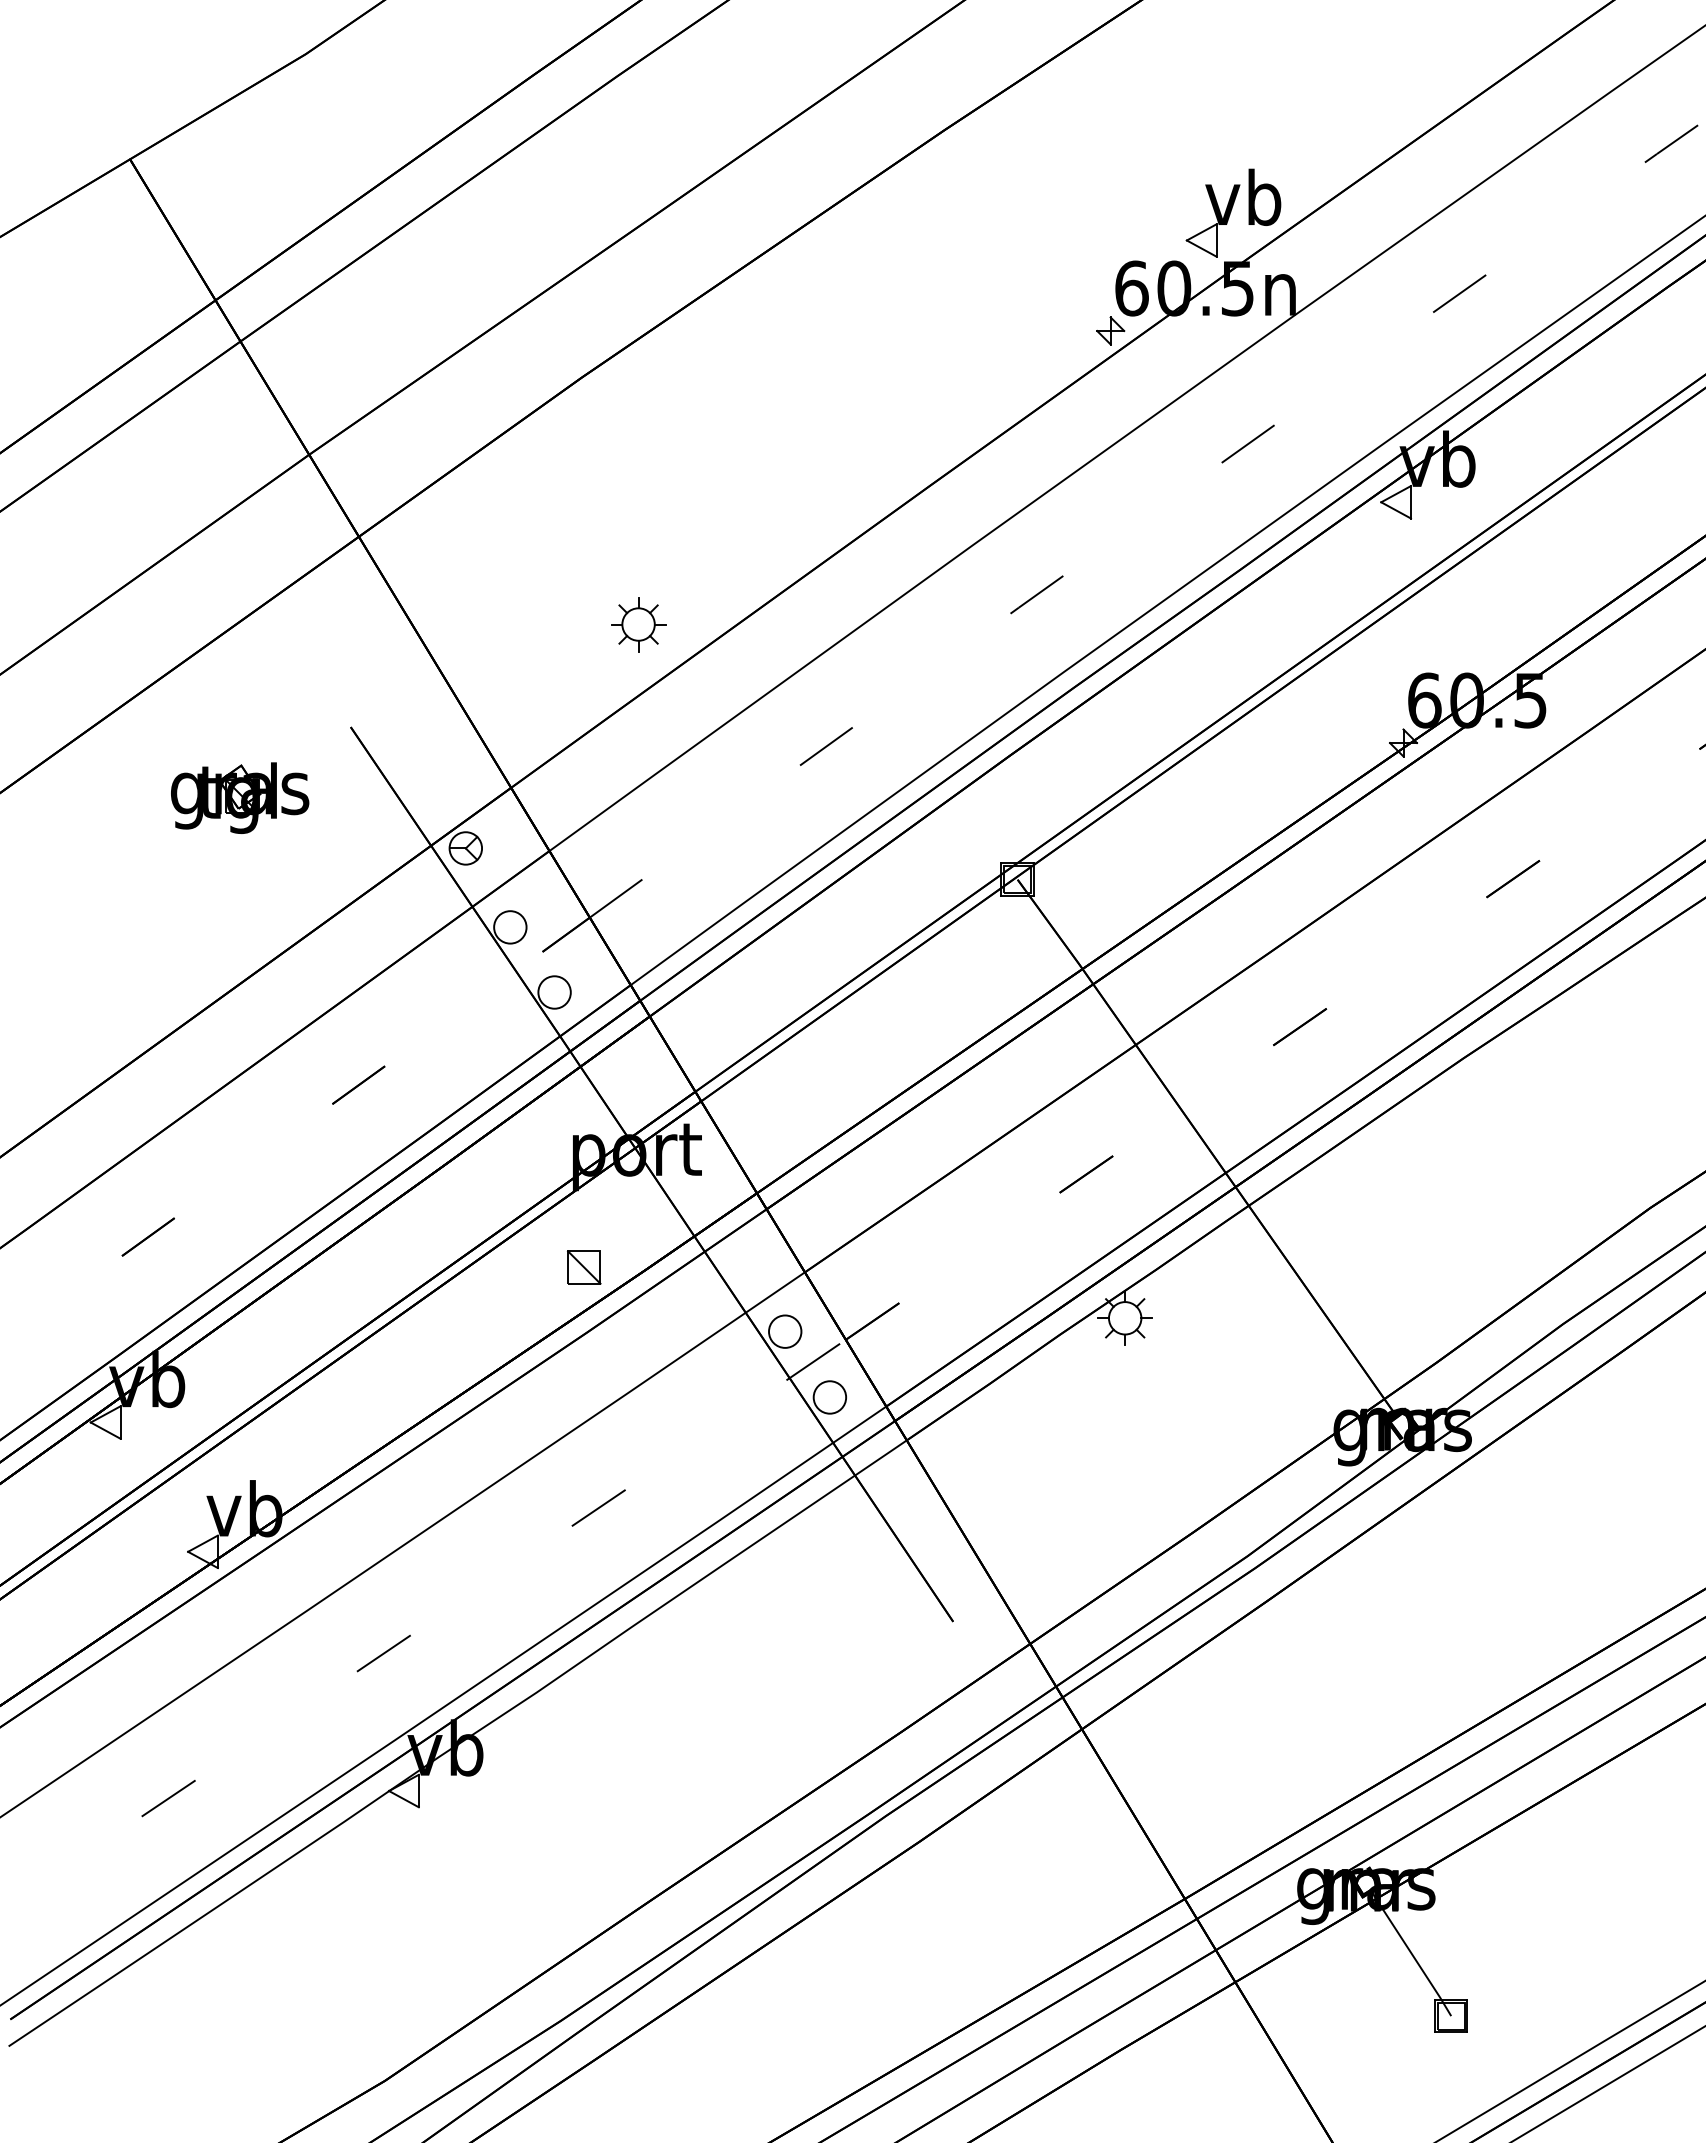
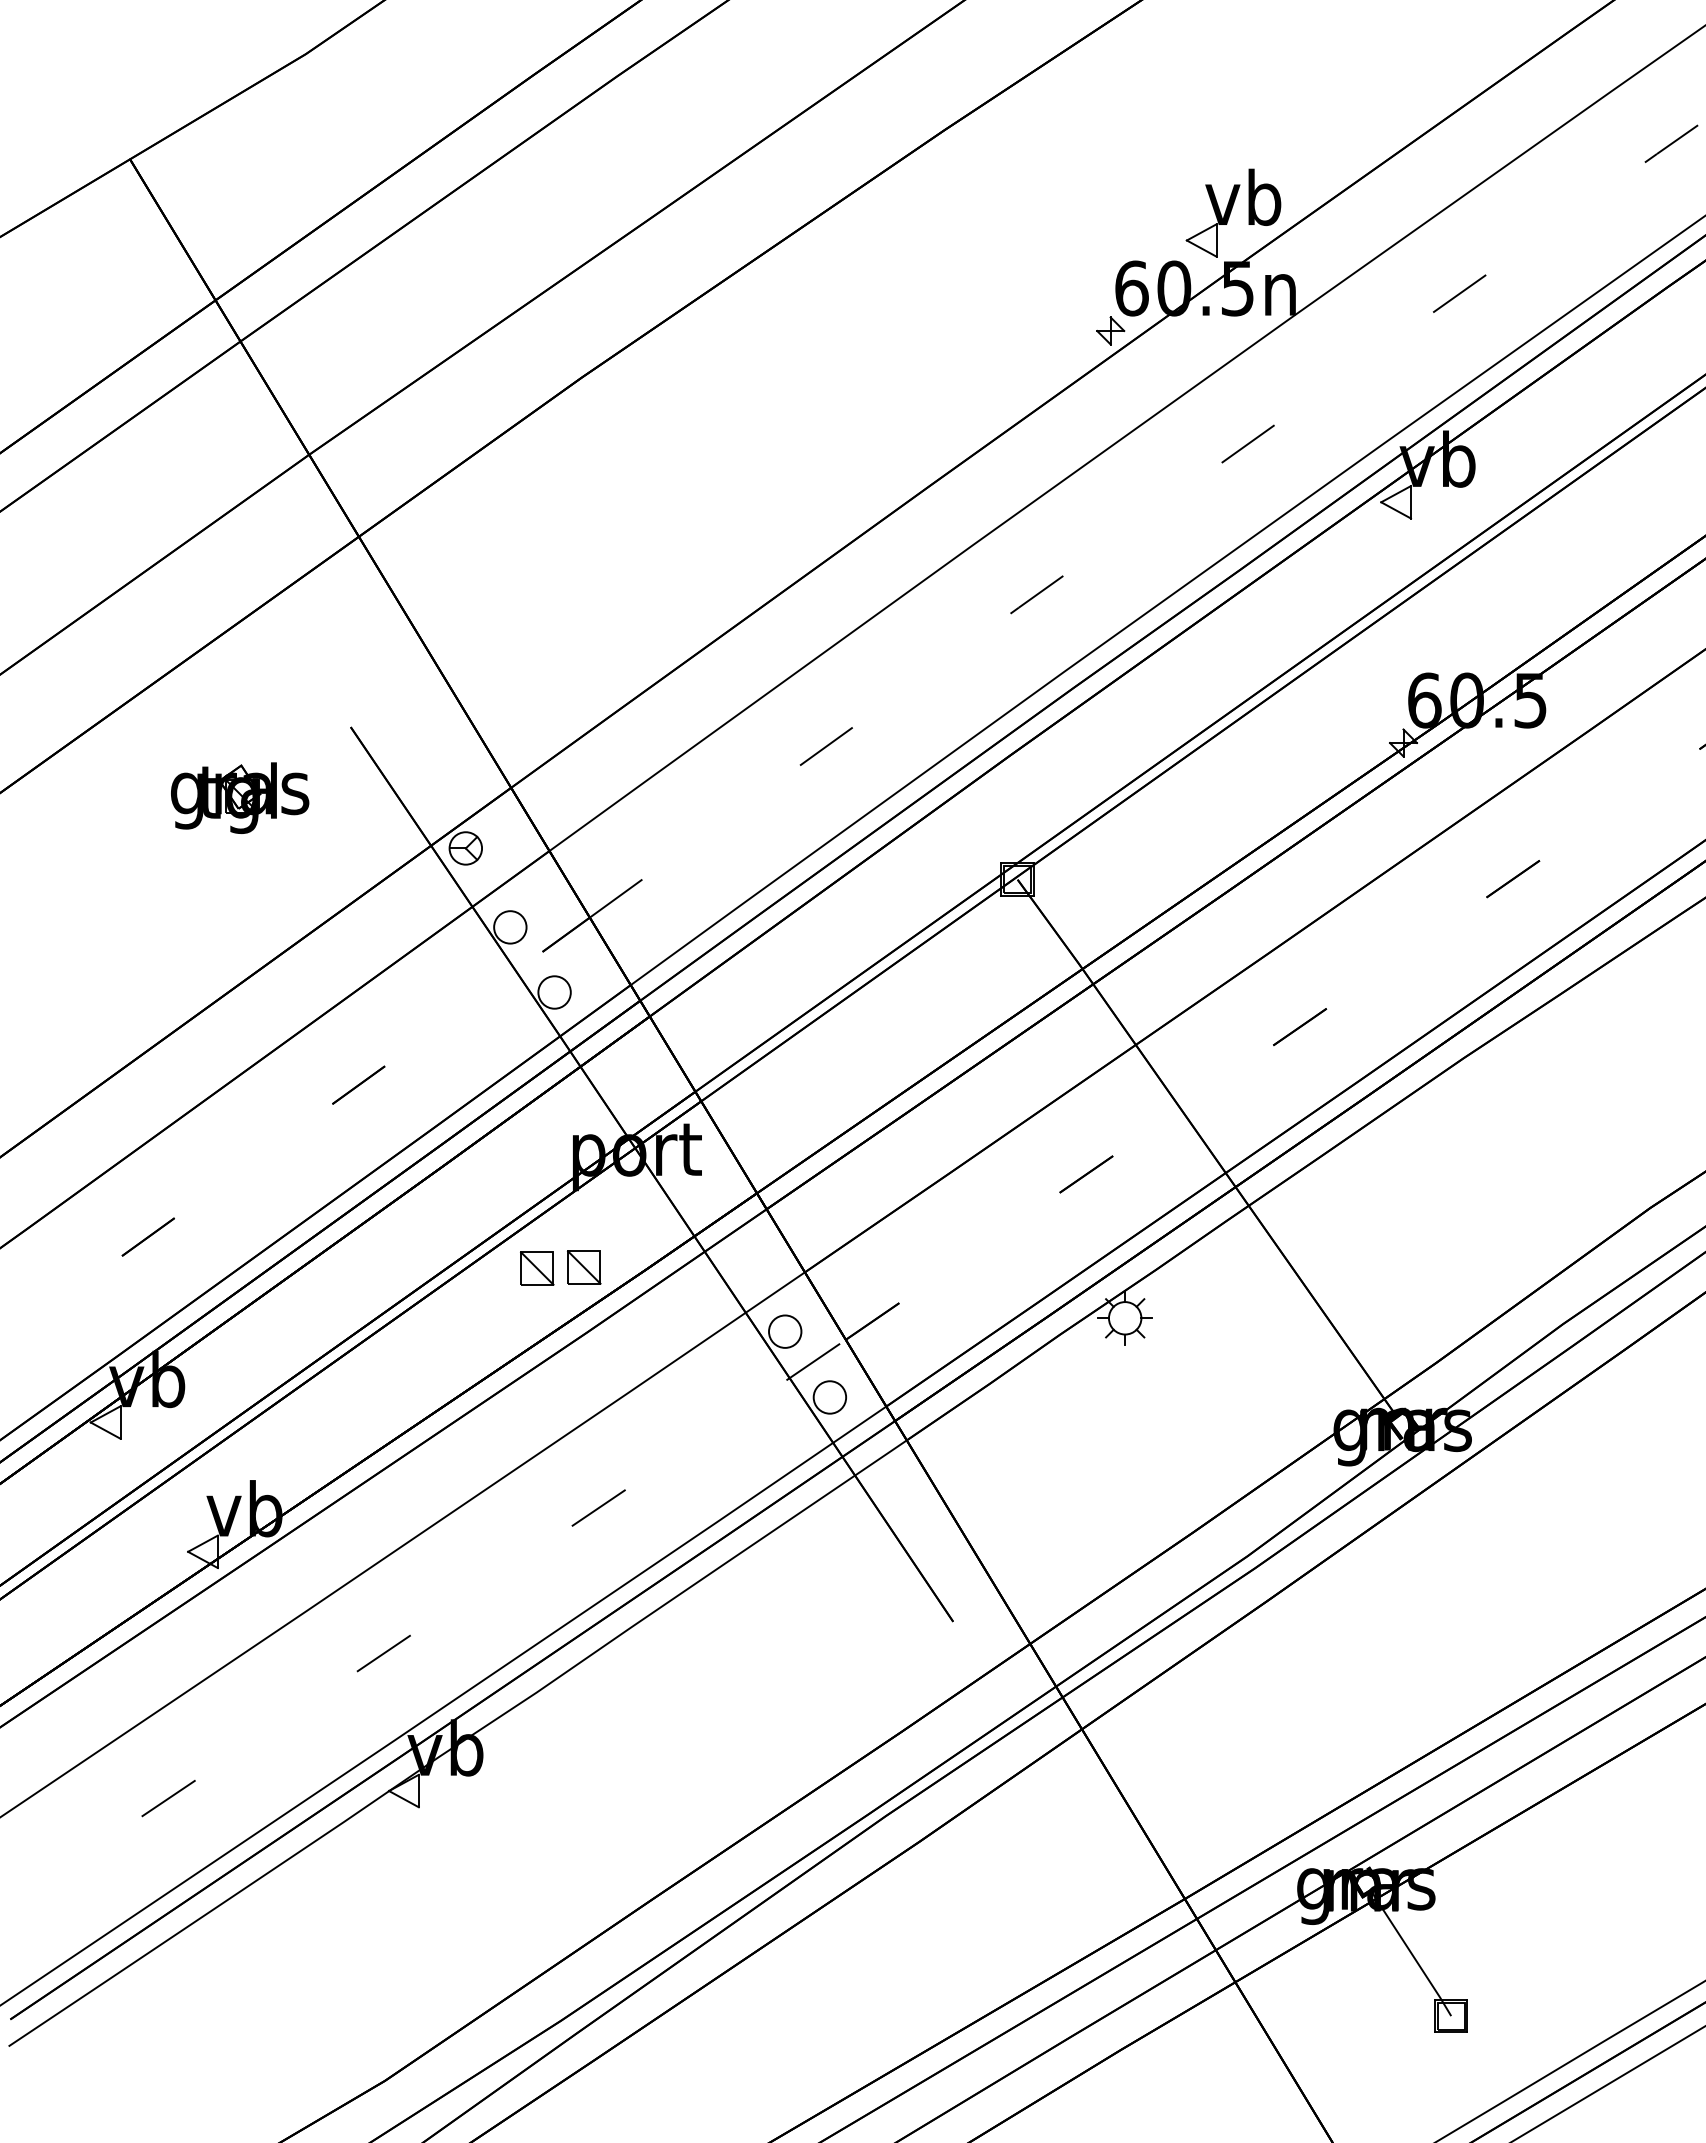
part: present -> none (638, 624)
part: none -> present (537, 1268)
